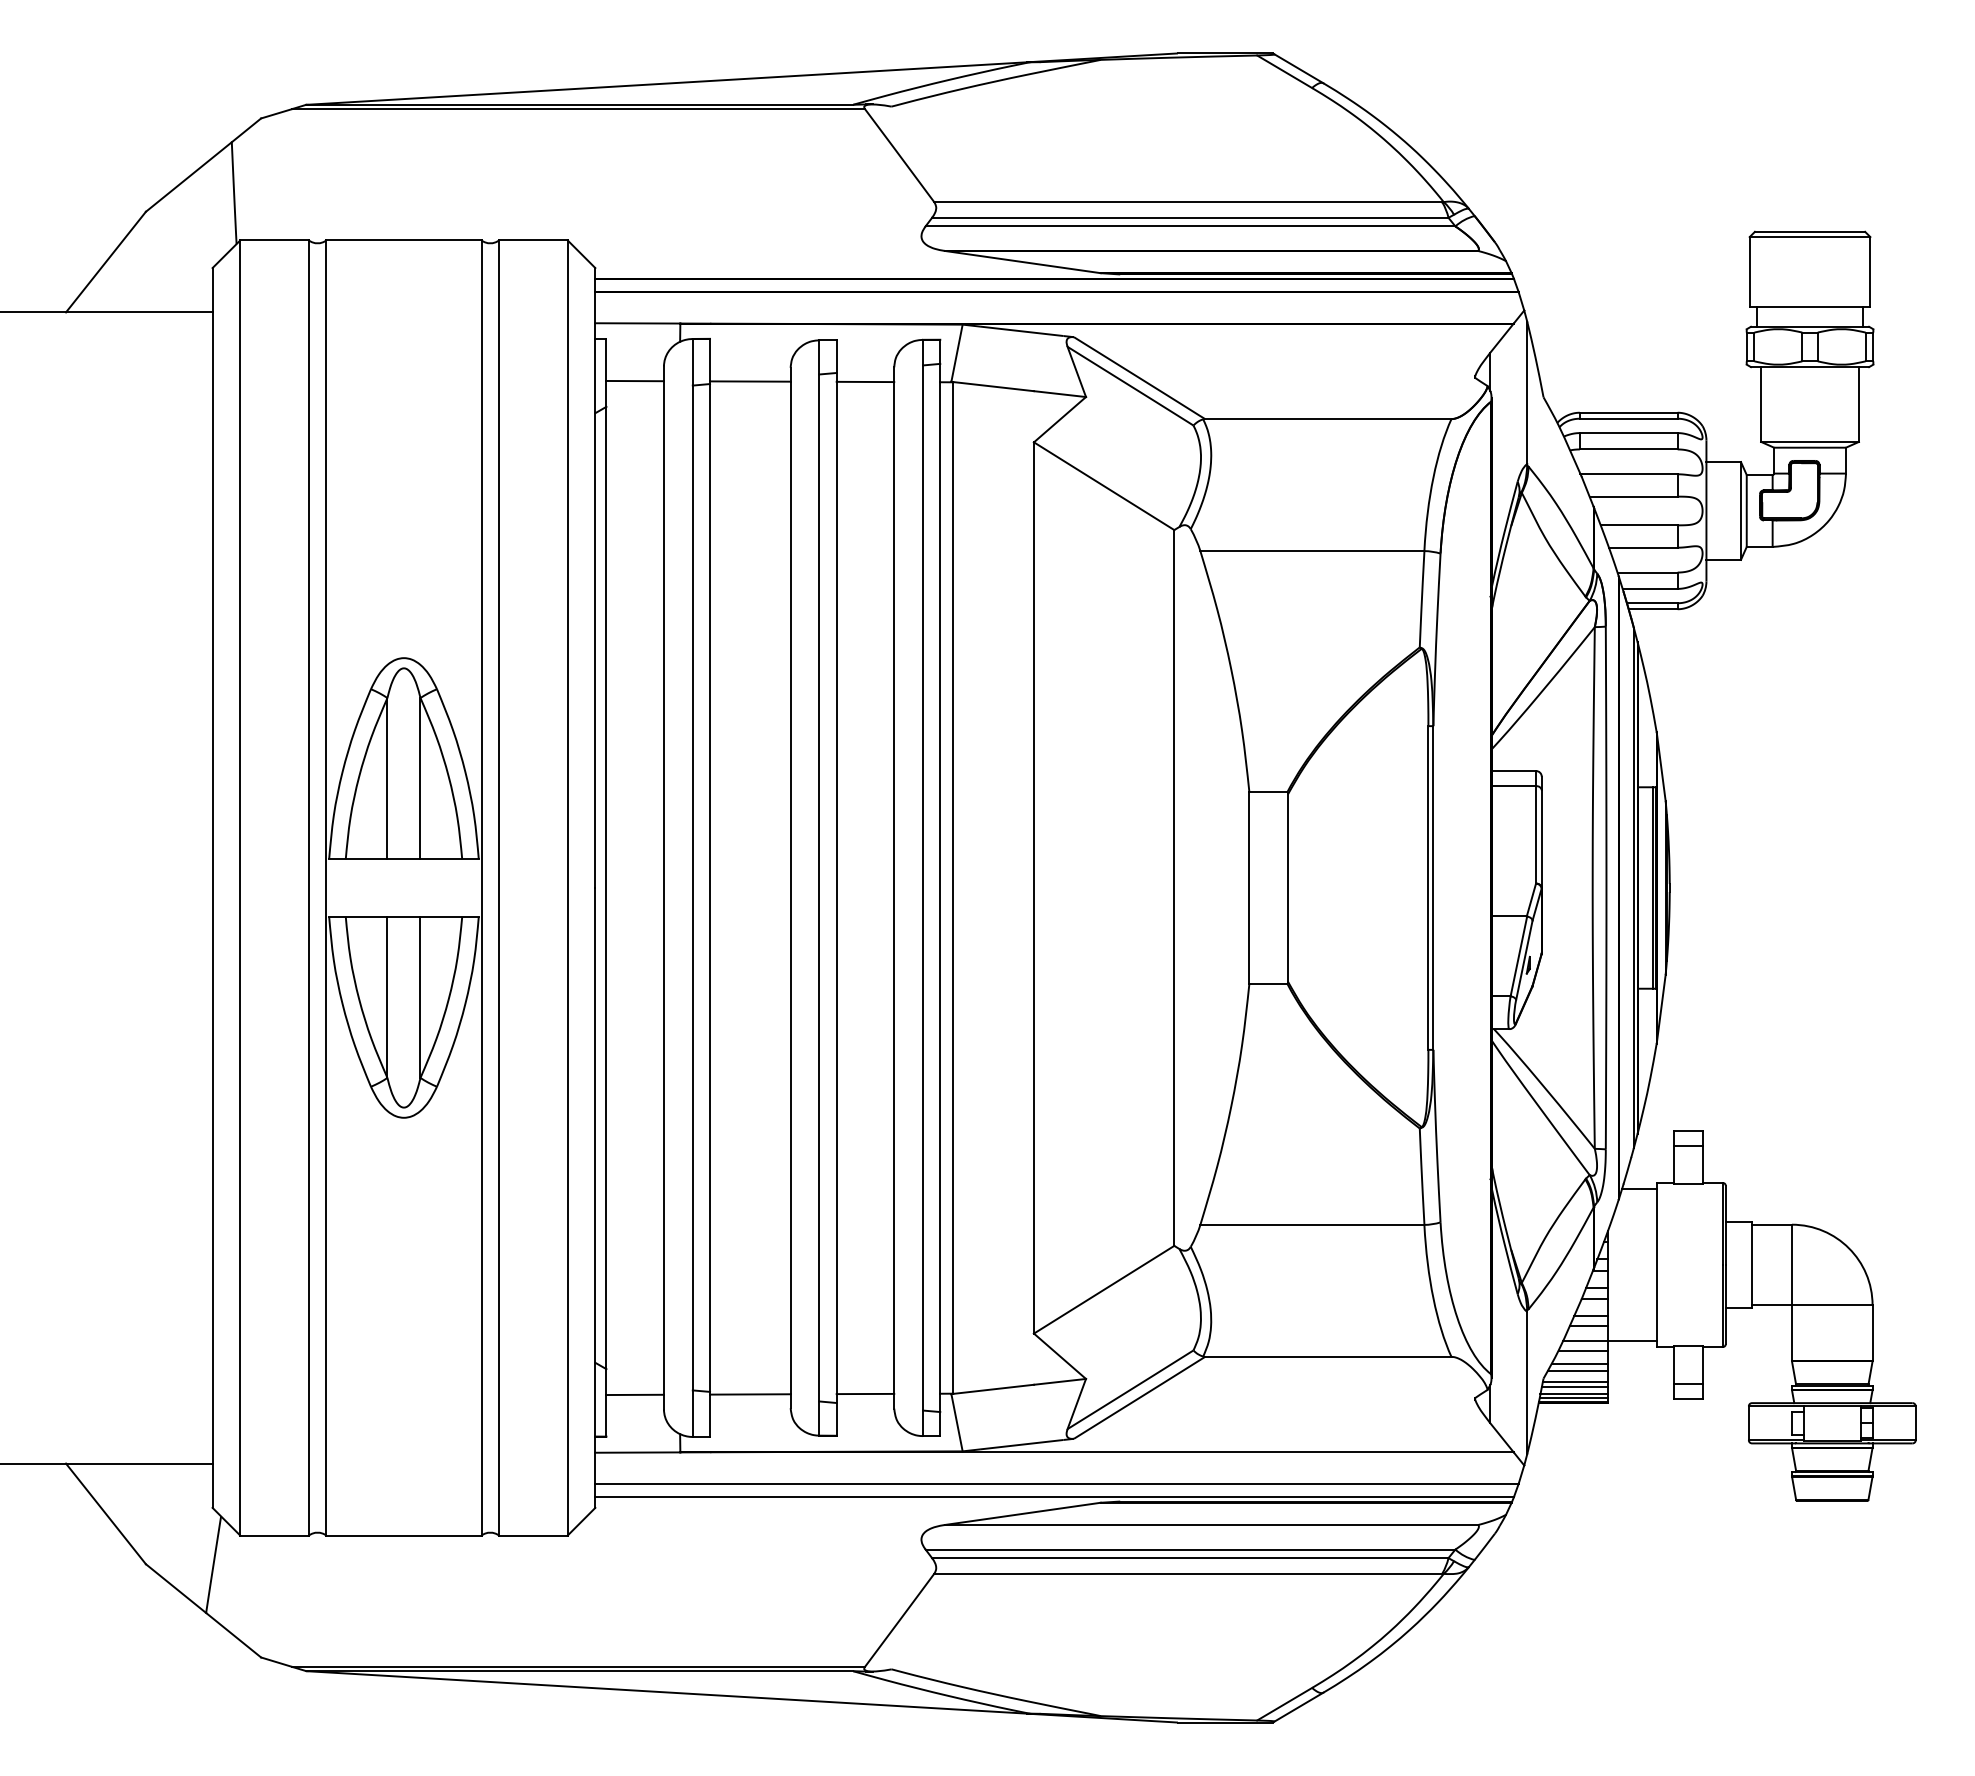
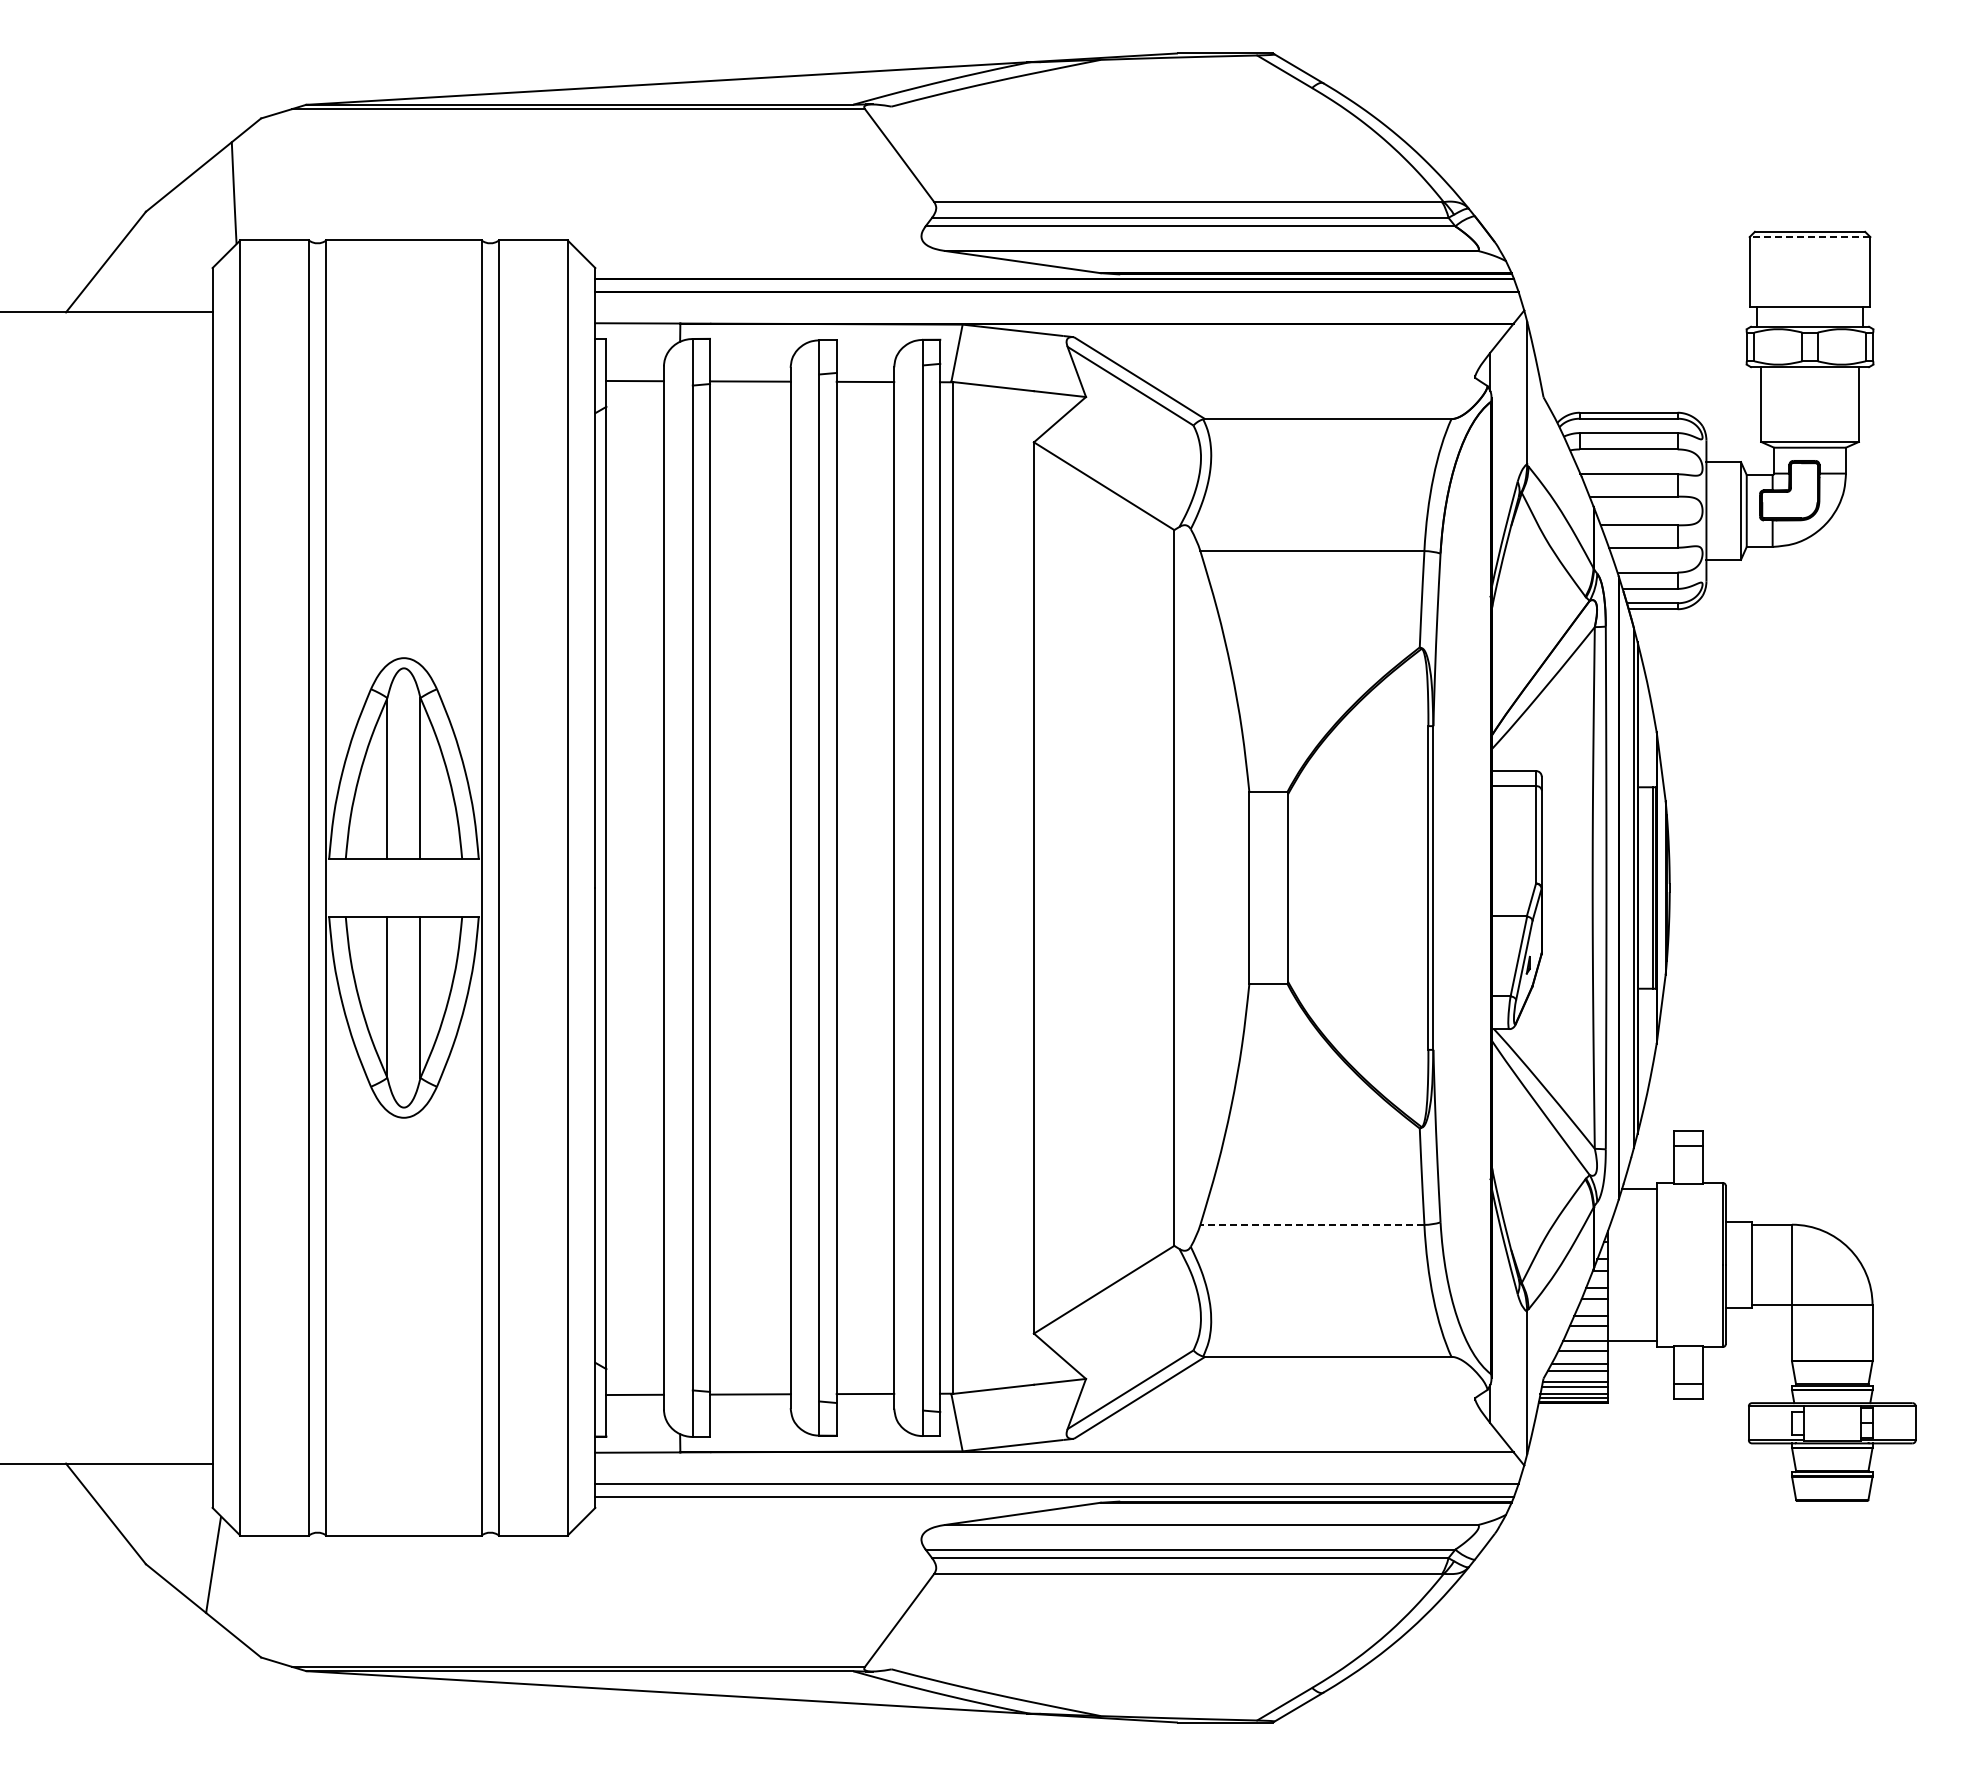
line: solid -> dashed (1809, 237)
line: solid -> dashed (1311, 1224)
